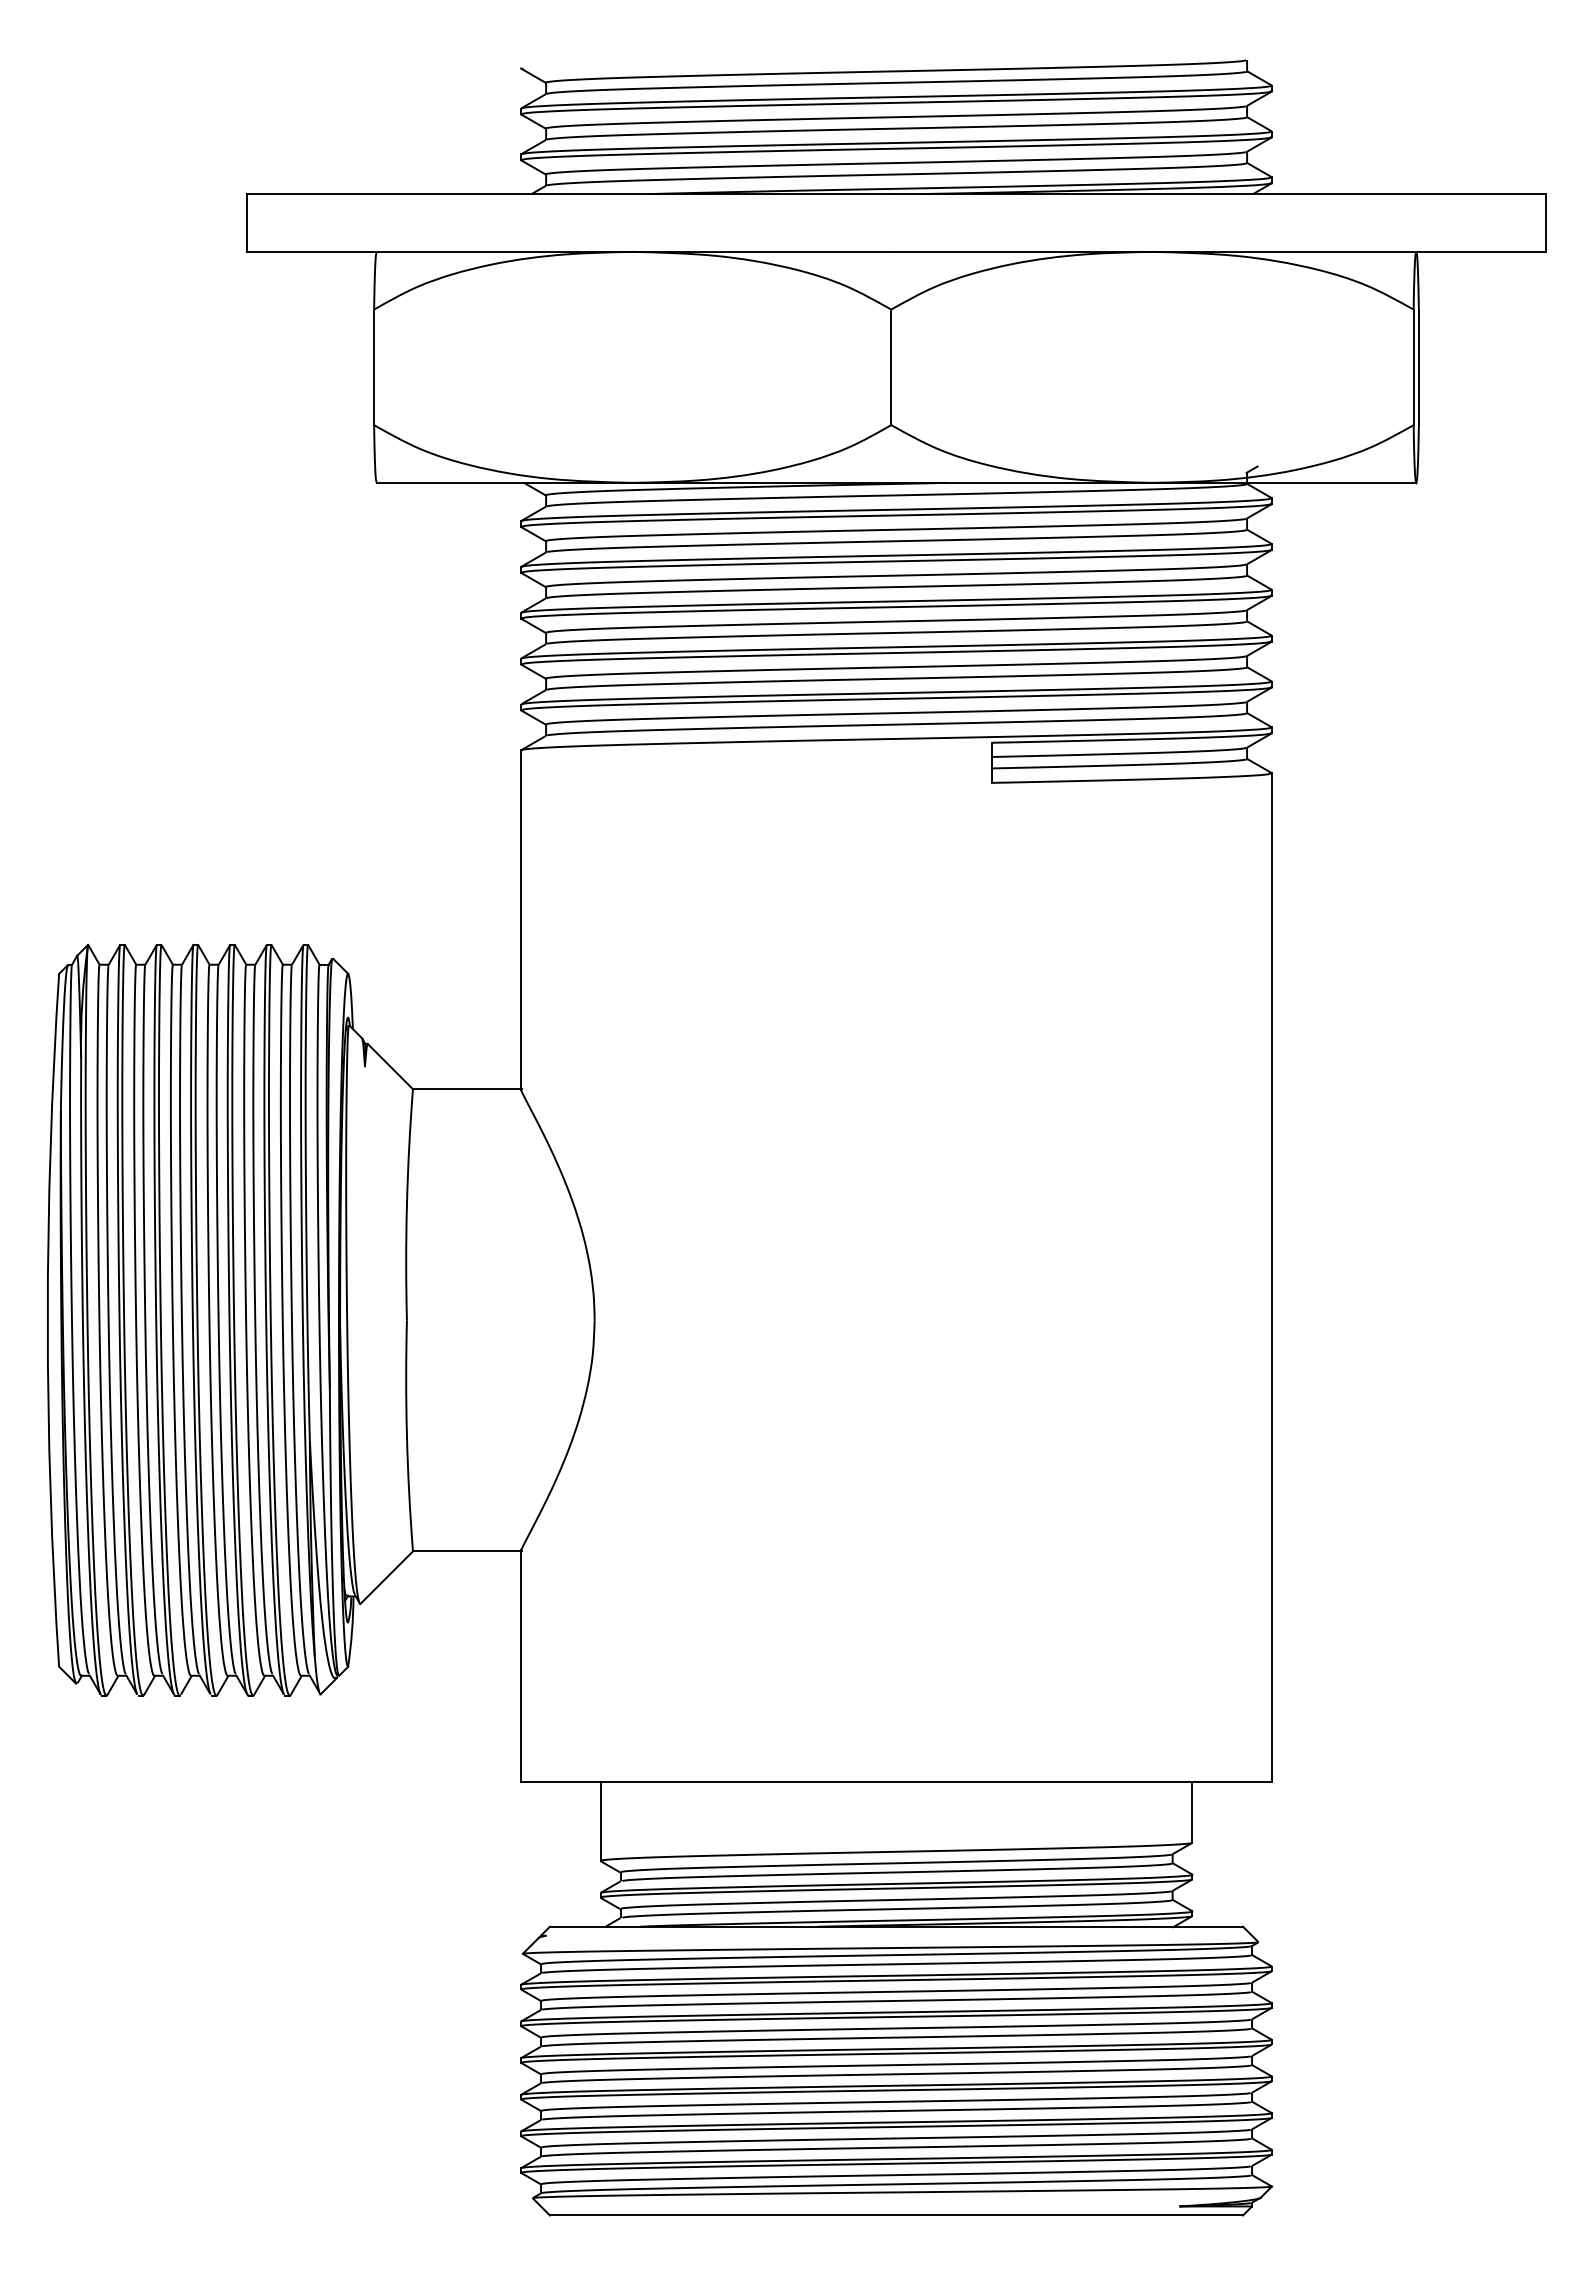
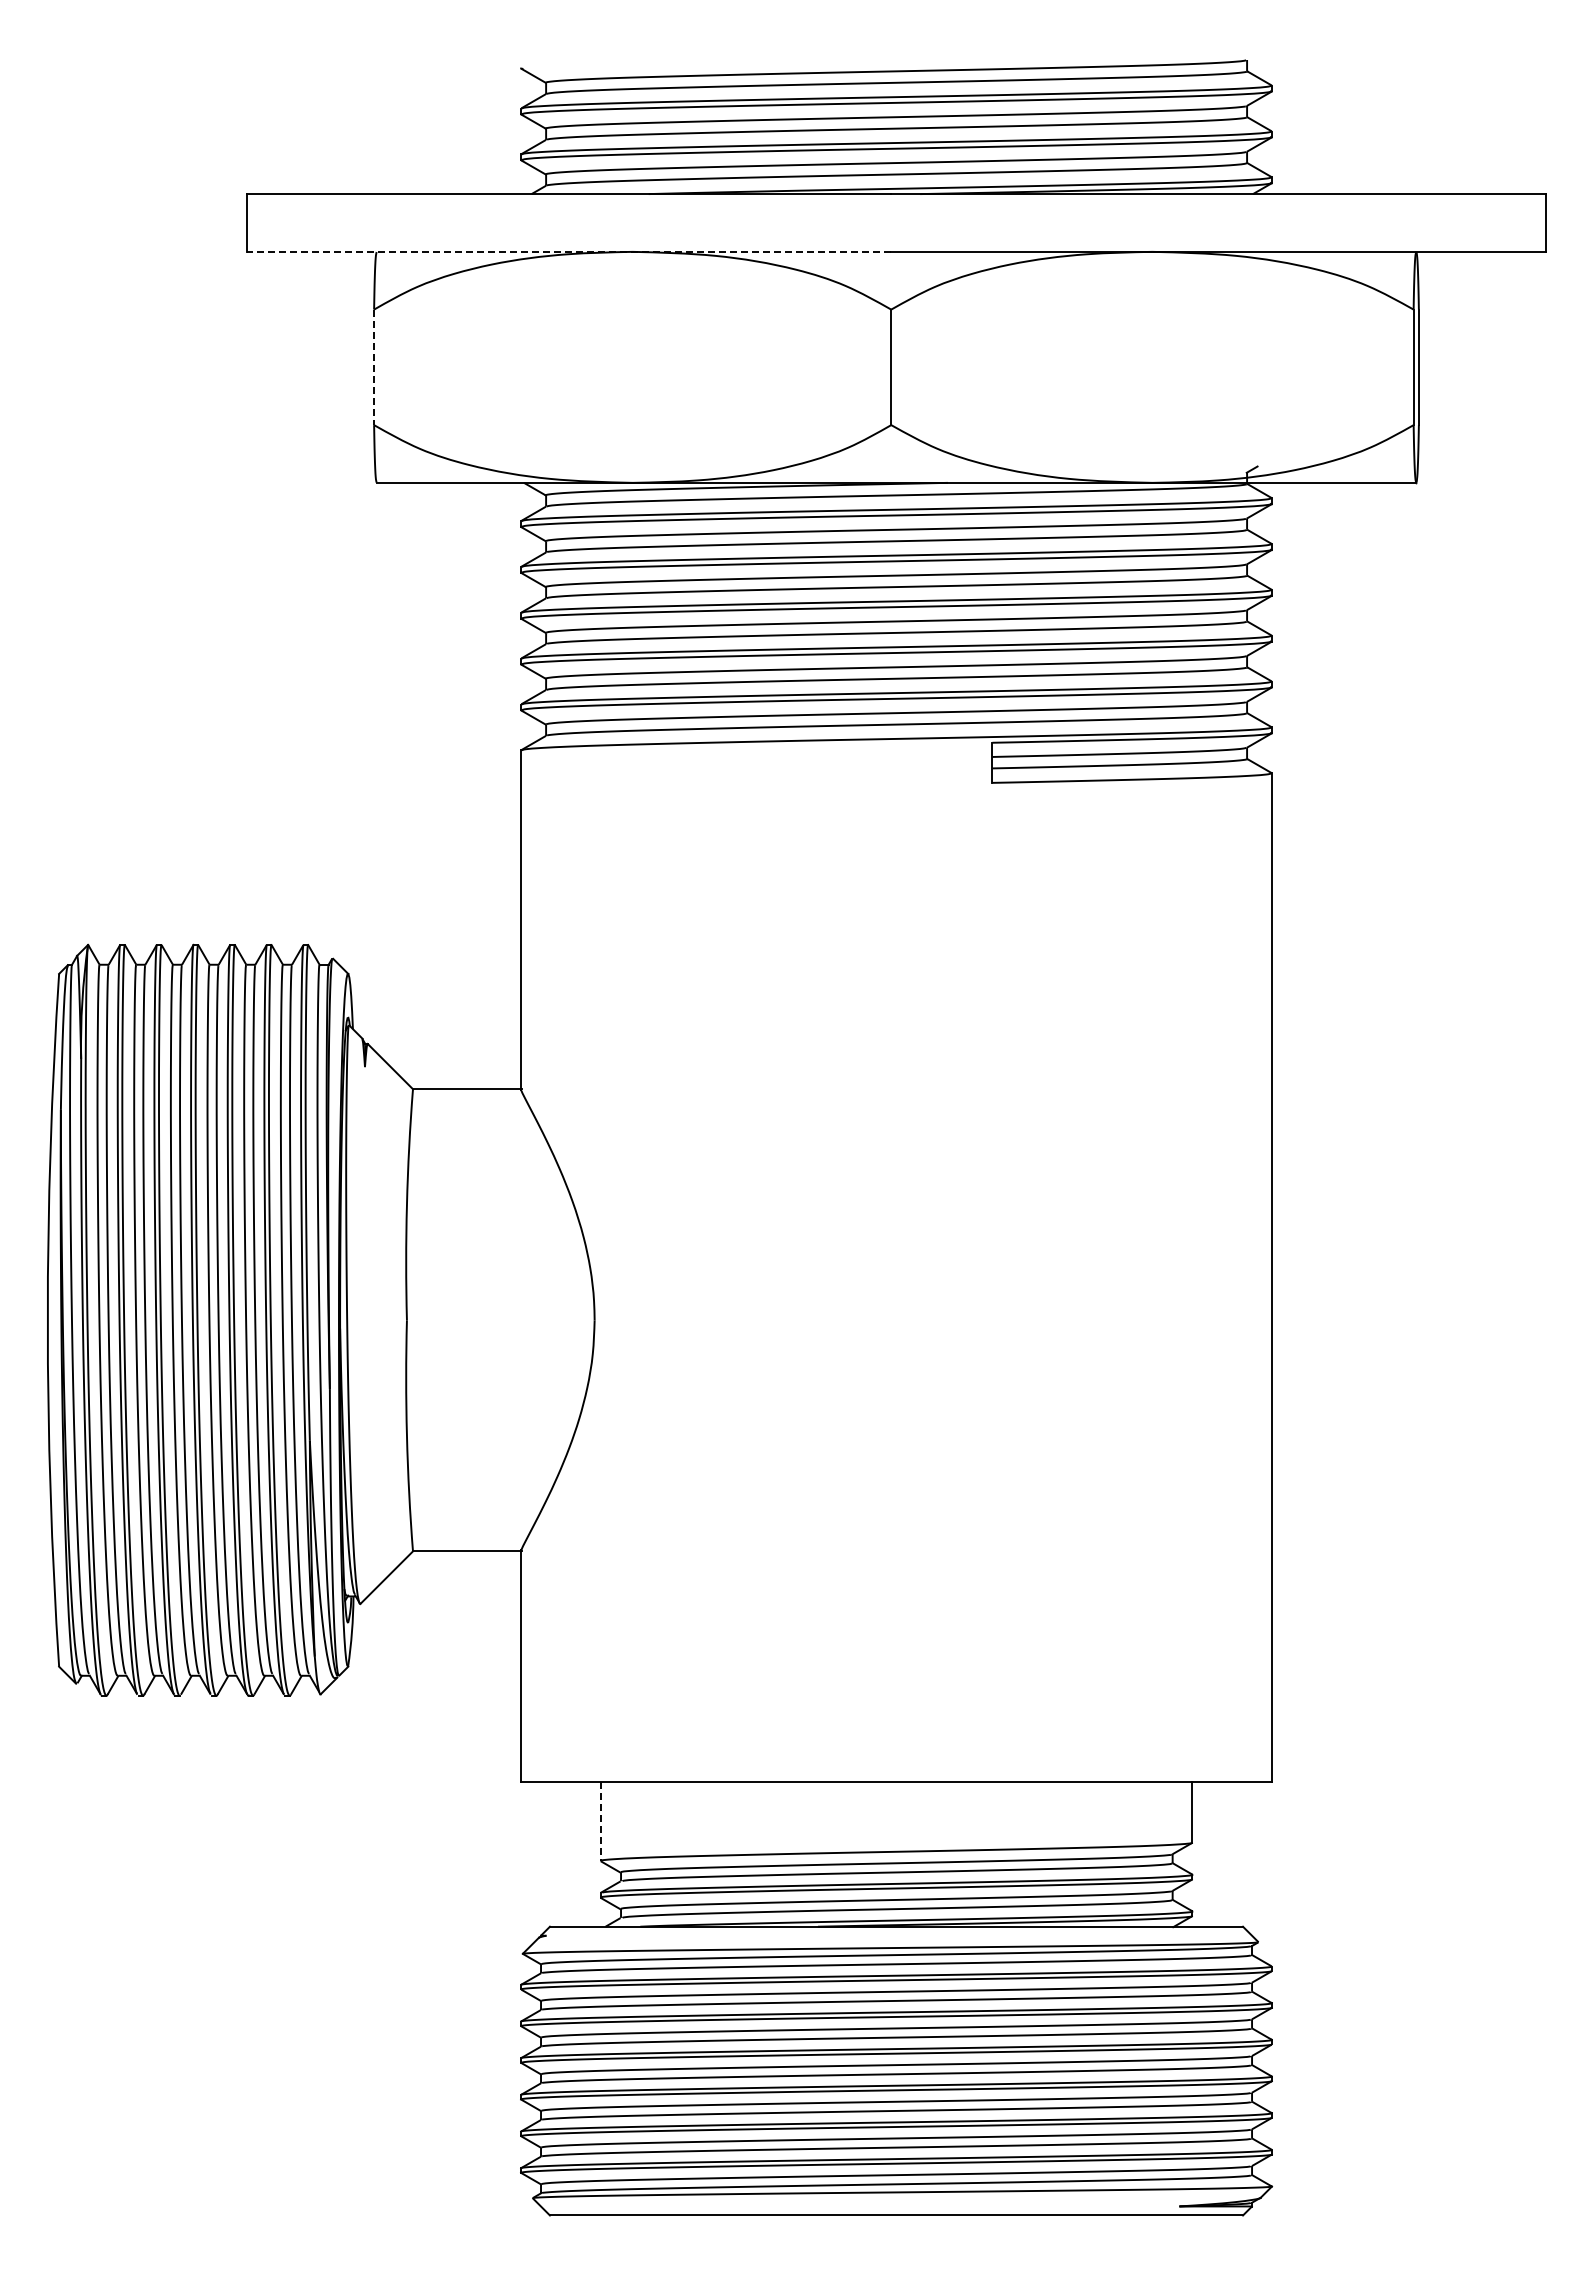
line: solid -> dashed (568, 251)
line: solid -> dashed (374, 367)
line: solid -> dashed (600, 1822)
